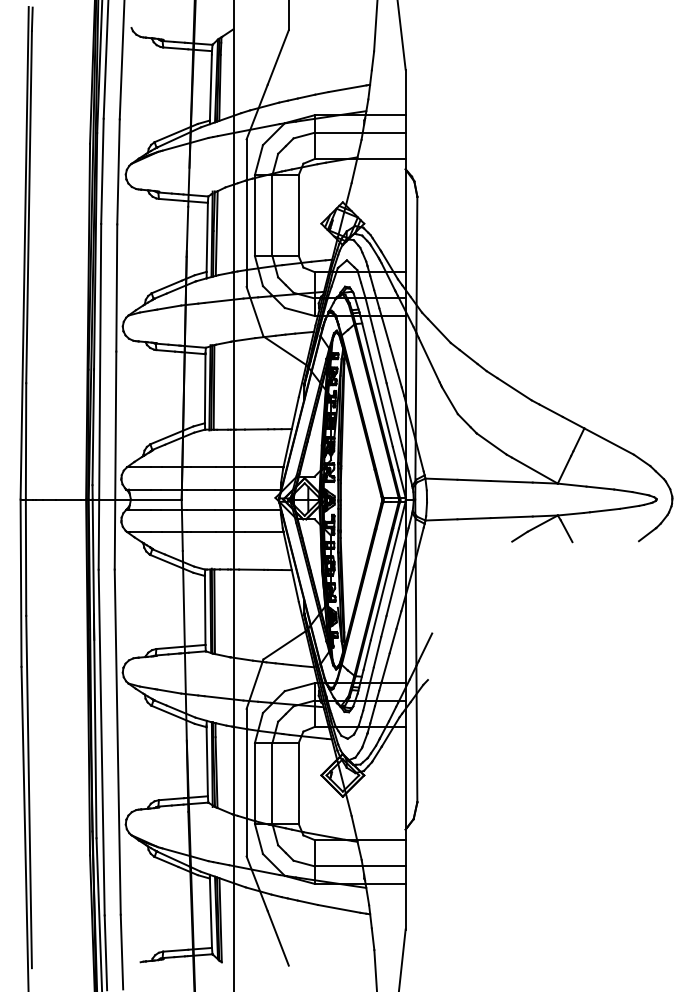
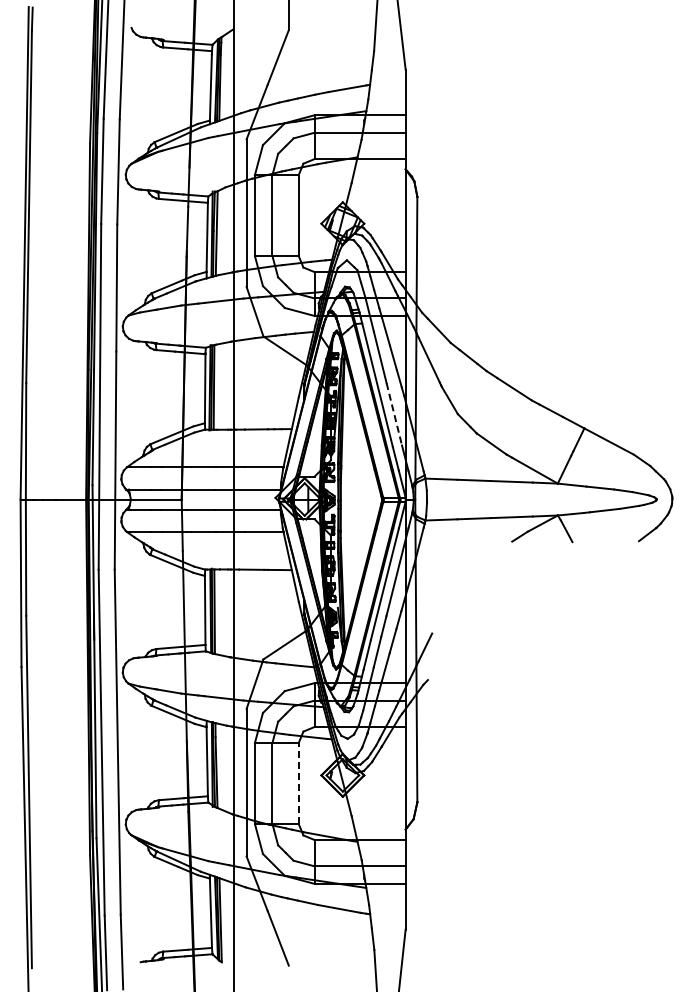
line: solid -> dashed (394, 414)
line: solid -> dashed (298, 783)
